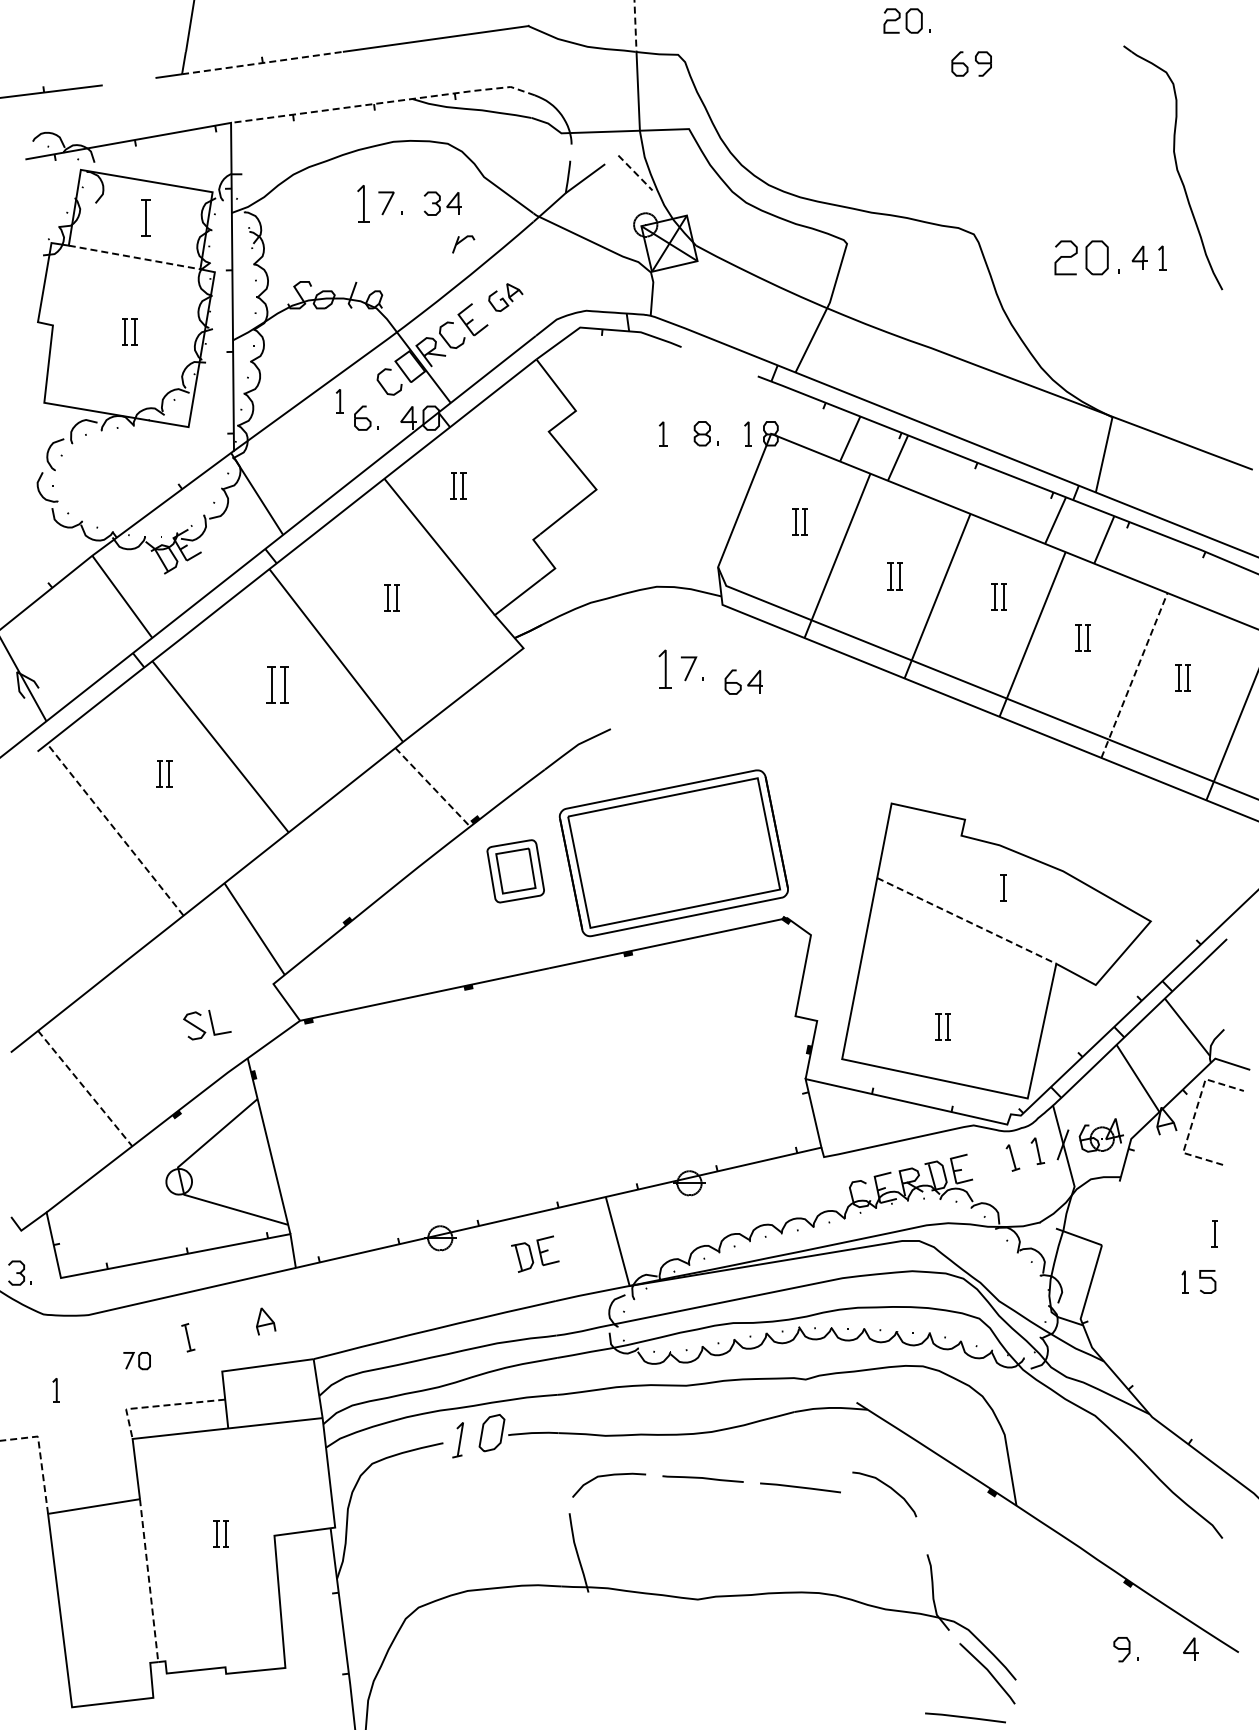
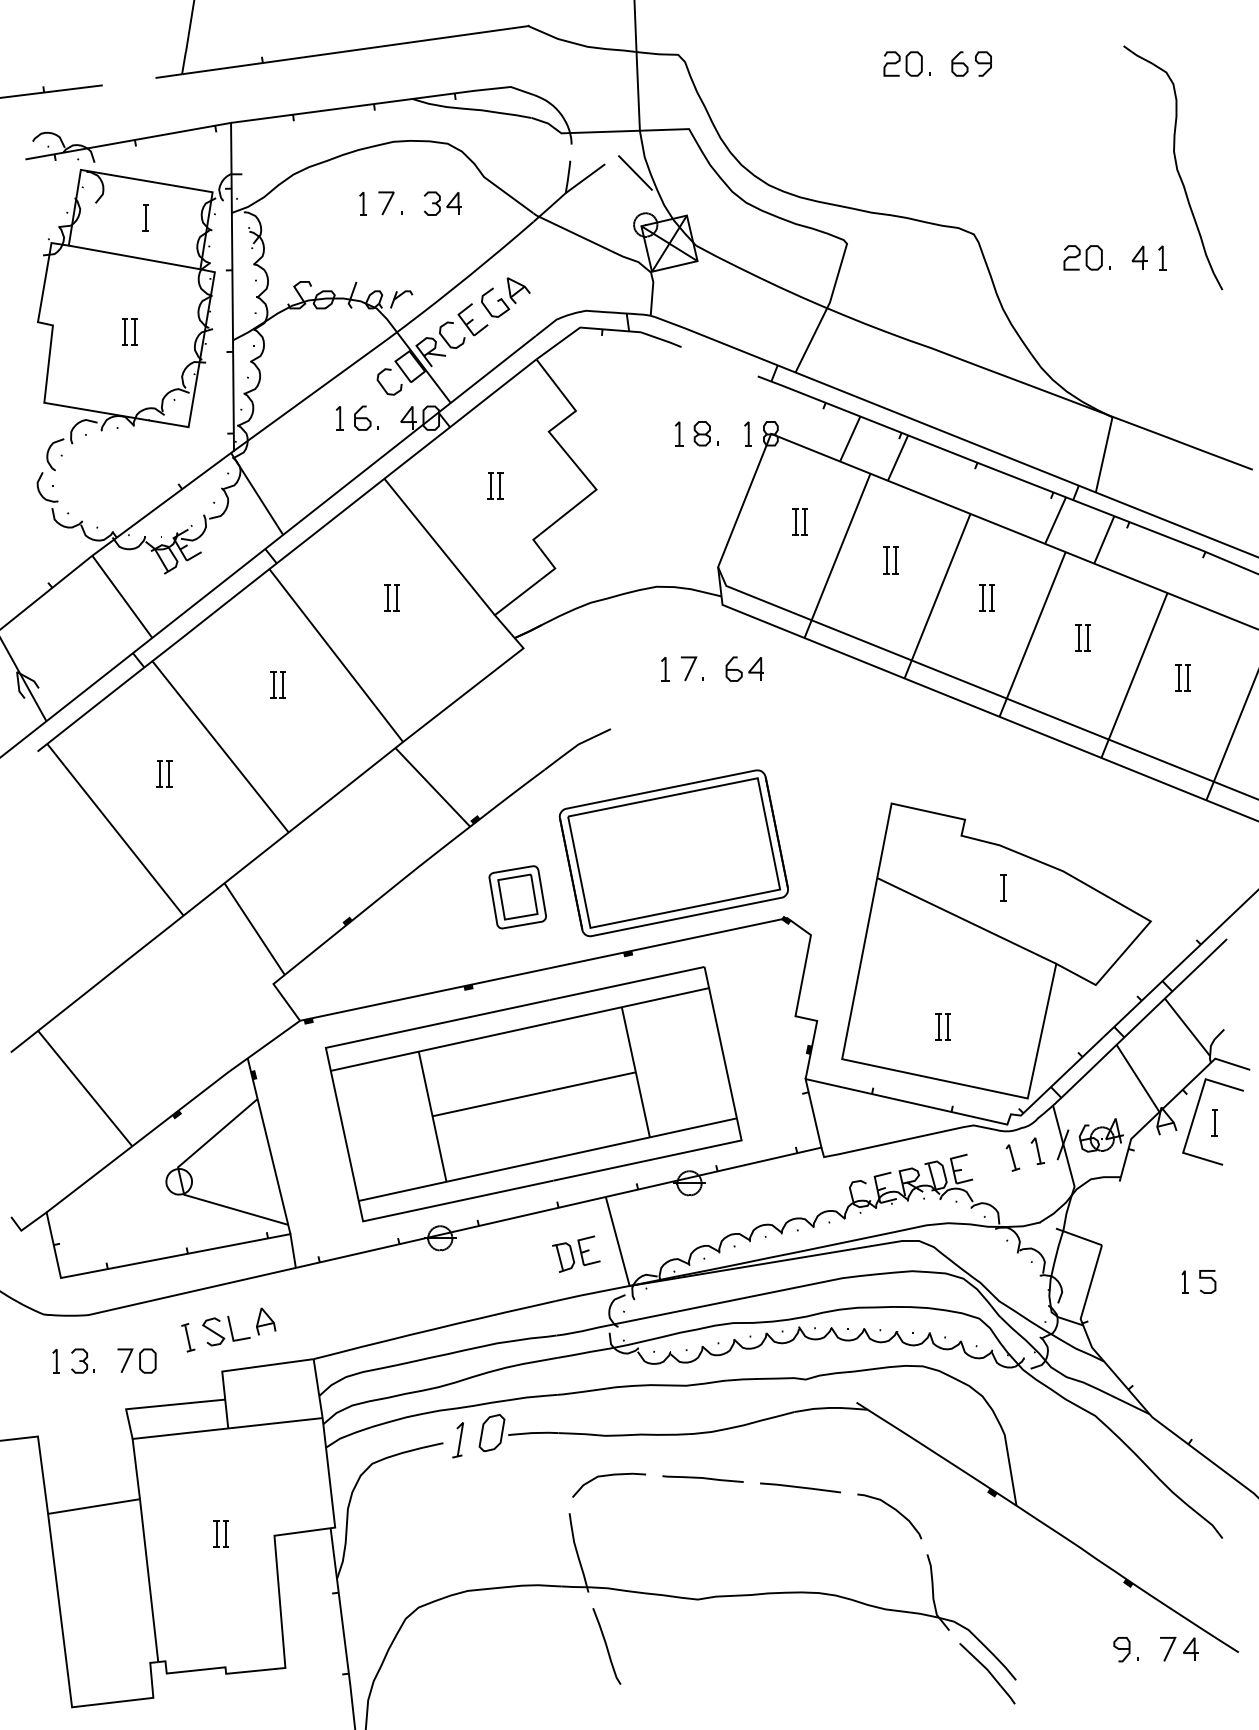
part position: (906, 20) -> (906, 63) (906, 63)
line: dashed -> solid (635, 26)
line: dashed -> solid (262, 63)
line: dashed -> solid (384, 102)
line: dashed -> solid (635, 173)
part size: 13x38 px -> 8x24 px (362, 203)
part size: 10x38 px -> 7x28 px (145, 217)
part position: (463, 244) -> (401, 299) (401, 299)
line: dashed -> solid (134, 257)
part size: 66x36 px -> 48x26 px (1086, 257)
part size: 36x29 px -> 50x41 px (505, 297)
part position: (339, 401) -> (339, 418) (339, 418)
part position: (663, 433) -> (679, 433) (679, 433)
part position: (458, 485) -> (495, 485) (495, 485)
part position: (894, 576) -> (890, 560) (890, 560)
part position: (998, 596) -> (986, 597) (986, 597)
part size: 14x40 px -> 9x25 px (665, 669)
line: dashed -> solid (1134, 676)
part position: (743, 681) -> (744, 668) (744, 668)
part size: 23x38 px -> 16x28 px (277, 684)
line: dashed -> solid (432, 787)
line: dashed -> solid (115, 829)
part position: (515, 871) -> (517, 897) (517, 897)
line: dashed -> solid (966, 920)
part position: (207, 1024) -> (226, 1330) (226, 1330)
line: dashed -> solid (85, 1088)
part: none -> present (533, 1094)
line: dashed -> solid (1194, 1116)
part position: (1214, 1233) -> (1214, 1122) (1214, 1122)
part position: (535, 1253) -> (576, 1253) (576, 1253)
part position: (19, 1272) -> (82, 1360) (82, 1360)
part size: 28x19 px -> 40x26 px (136, 1360)
part position: (55, 1390) -> (55, 1361) (55, 1361)
line: dashed -> solid (159, 1405)
line: dashed -> solid (40, 1456)
curve position: (888, 1487) -> (893, 1509) (893, 1509)
line: dashed -> solid (149, 1580)
curve: none -> present (606, 1646)
line: none -> present (1168, 1649)
line: present -> none (965, 1717)
